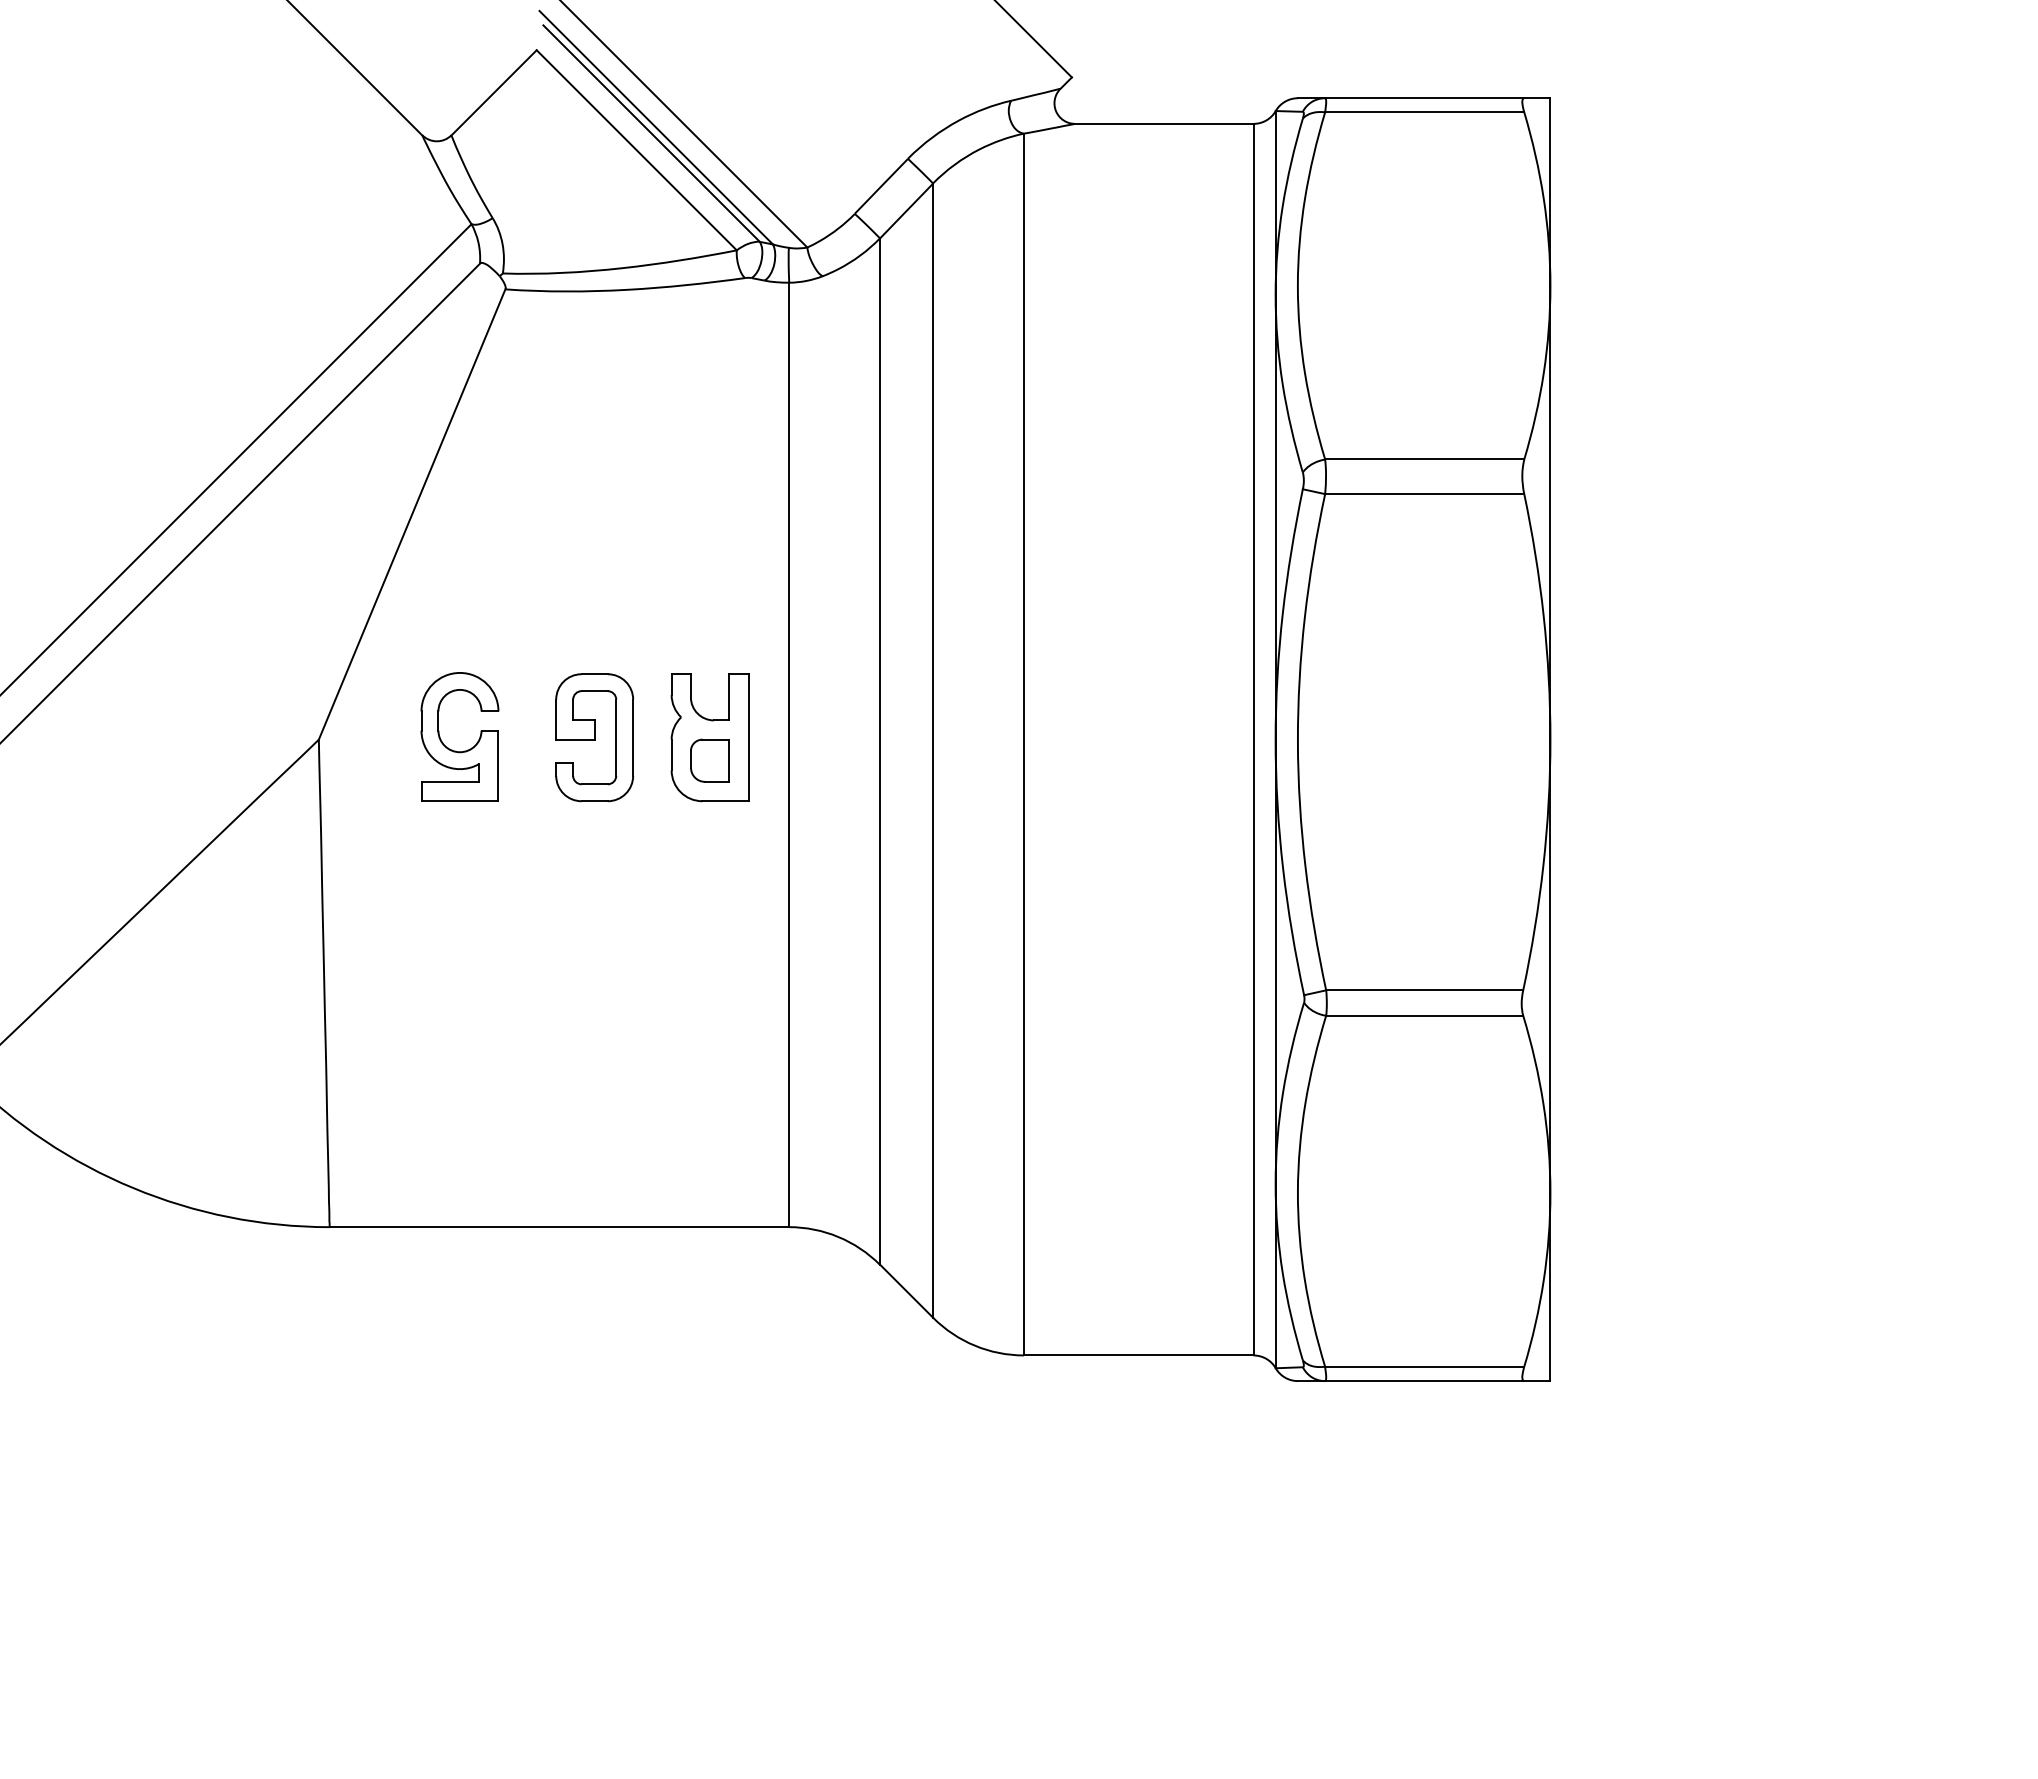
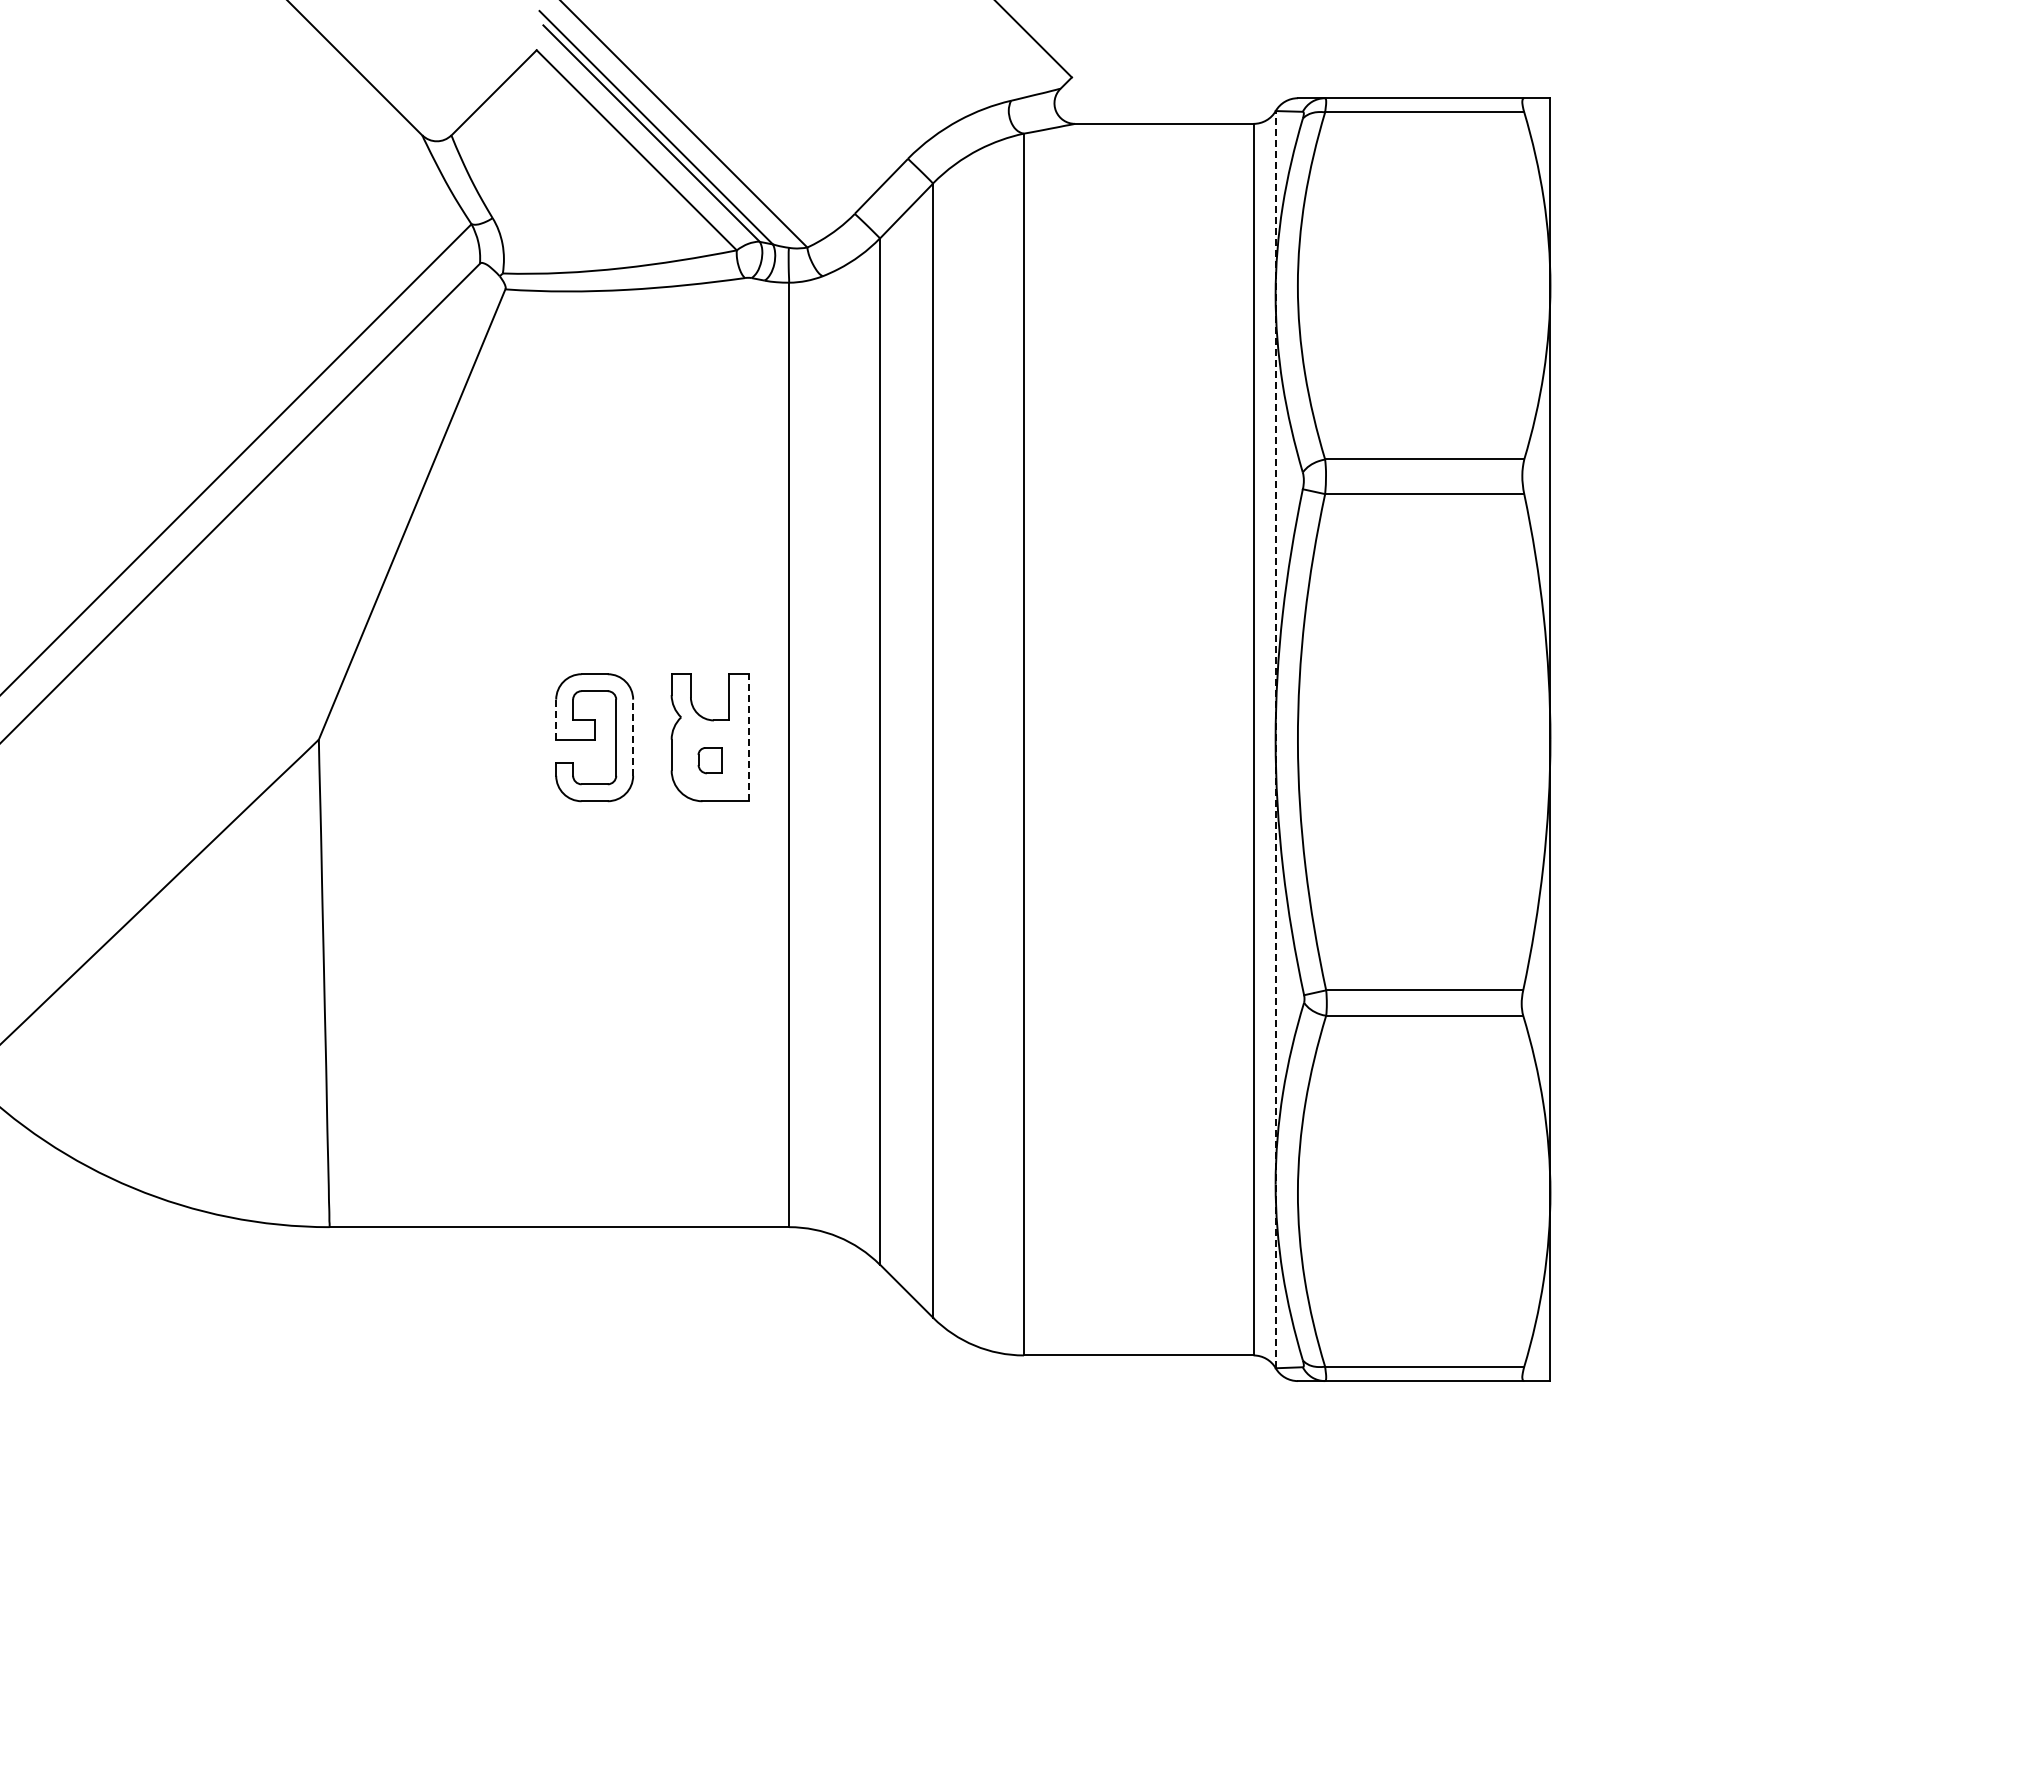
line: solid -> dashed (556, 719)
line: solid -> dashed (633, 737)
line: solid -> dashed (748, 737)
line: solid -> dashed (1275, 739)
part: present -> none (455, 750)
part size: 40x45 px -> 26x28 px (709, 760)
